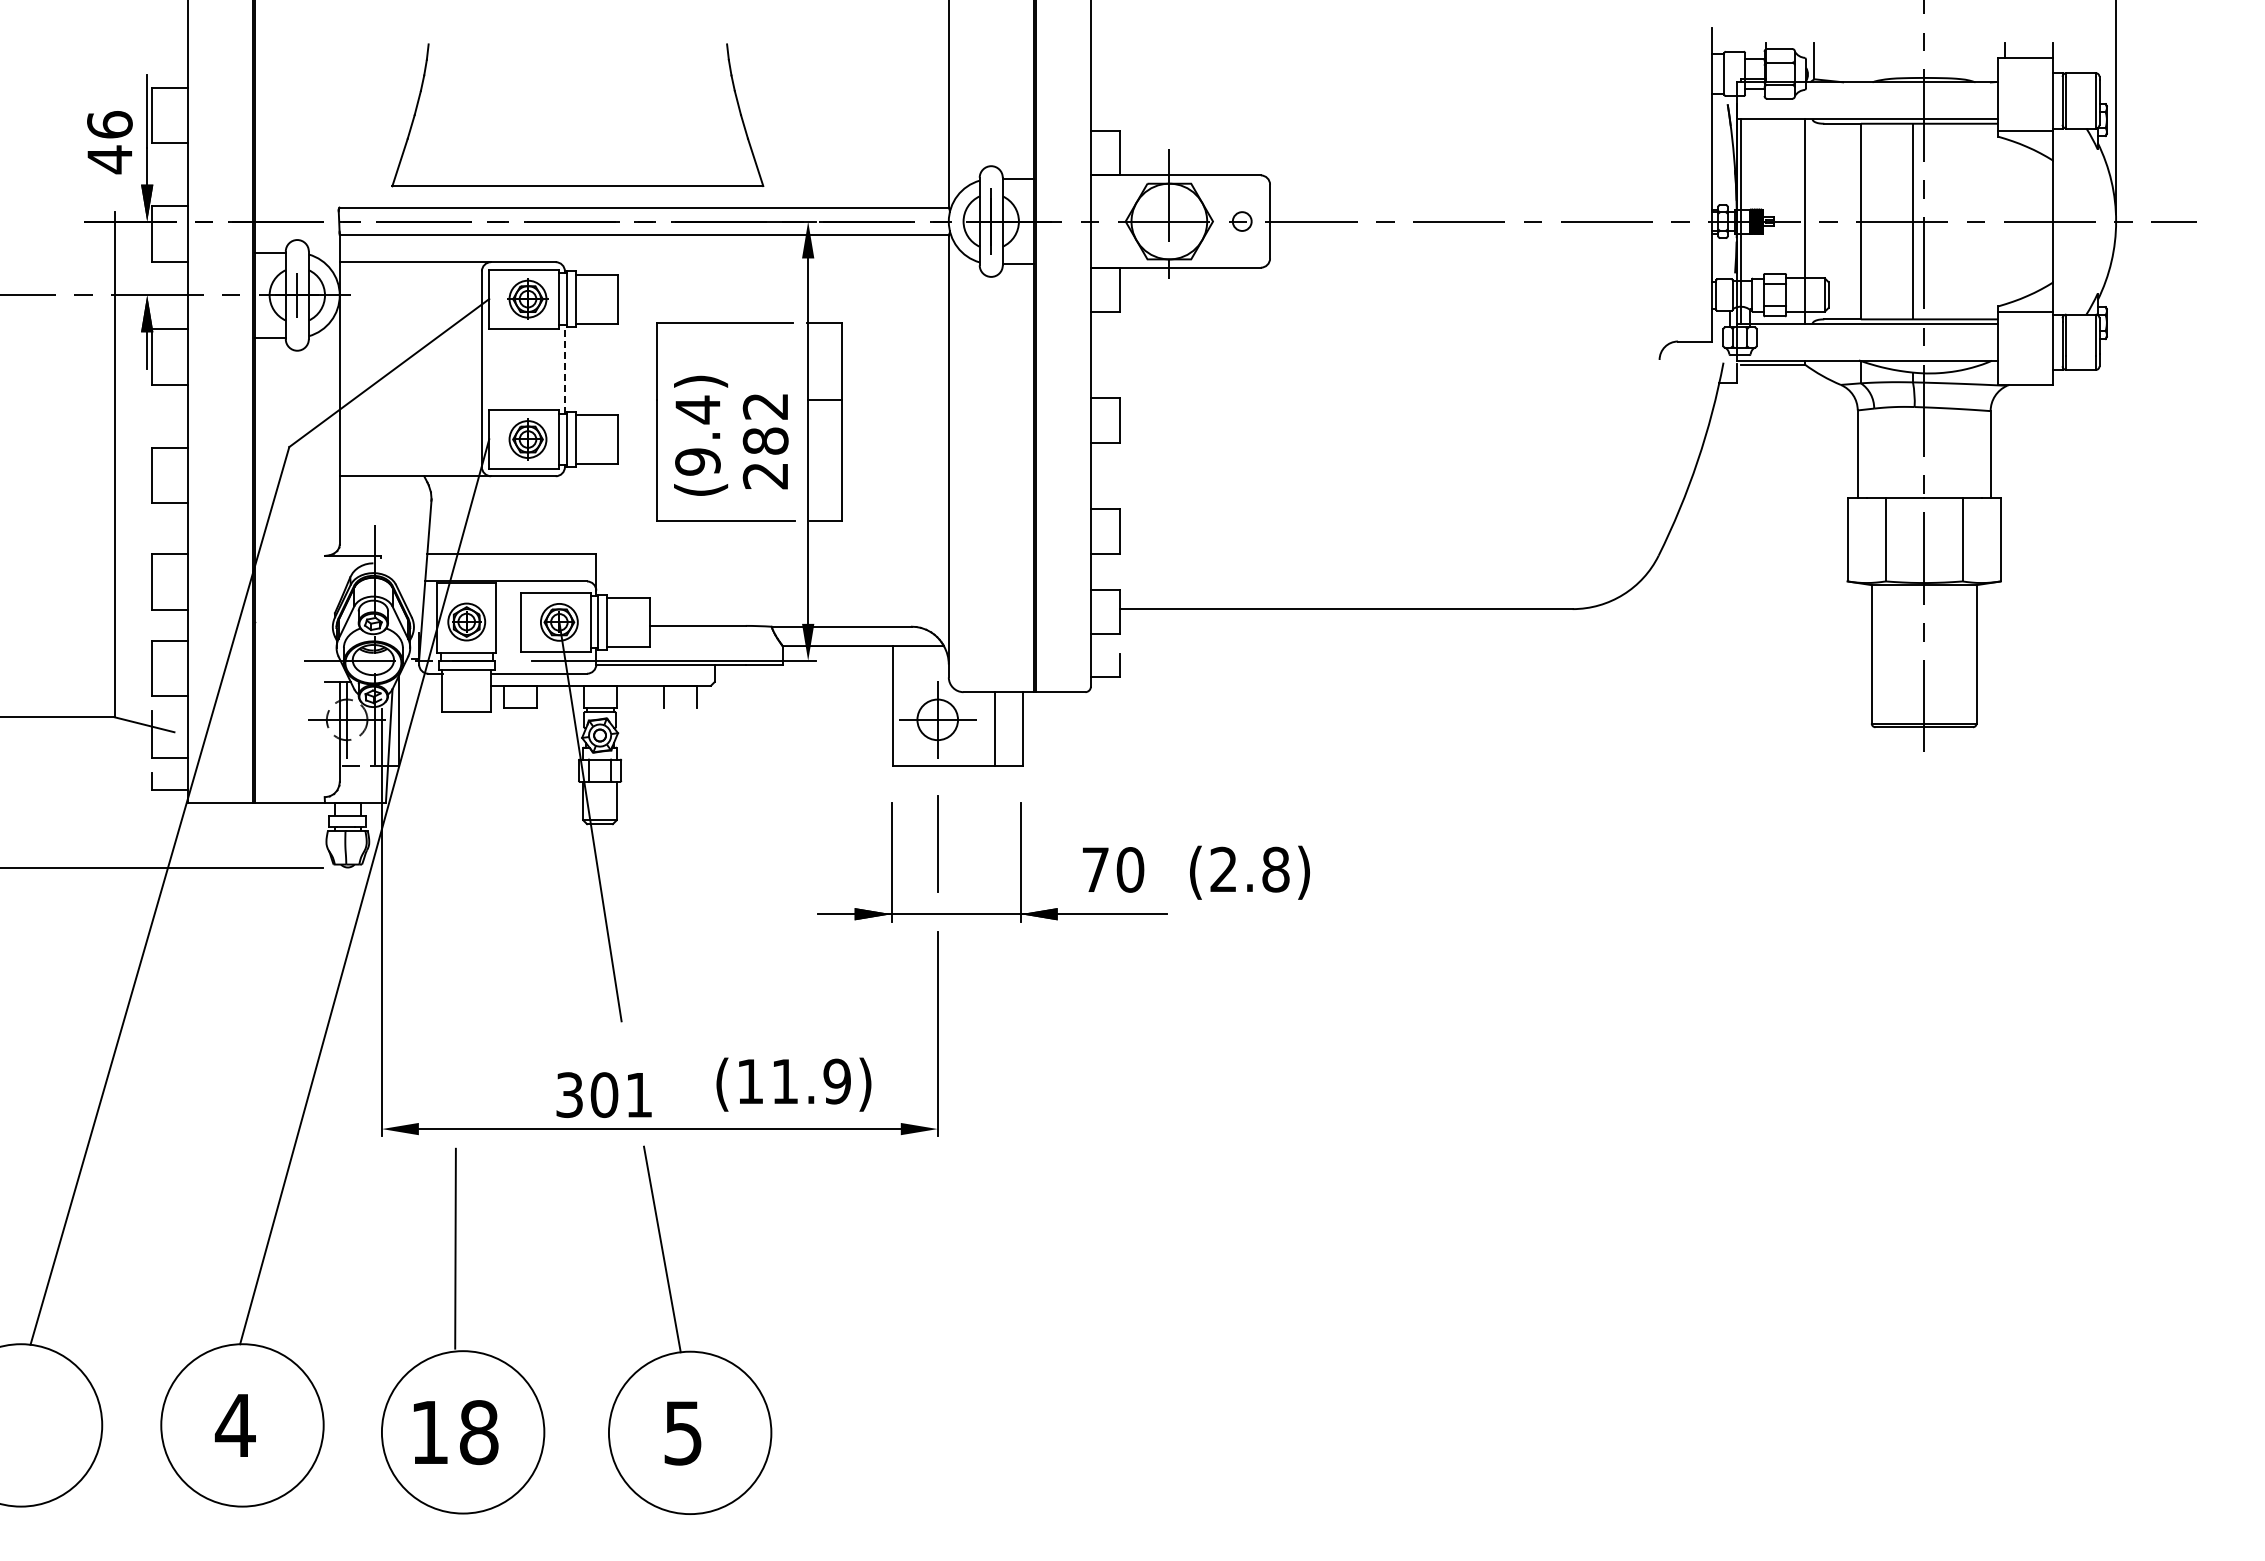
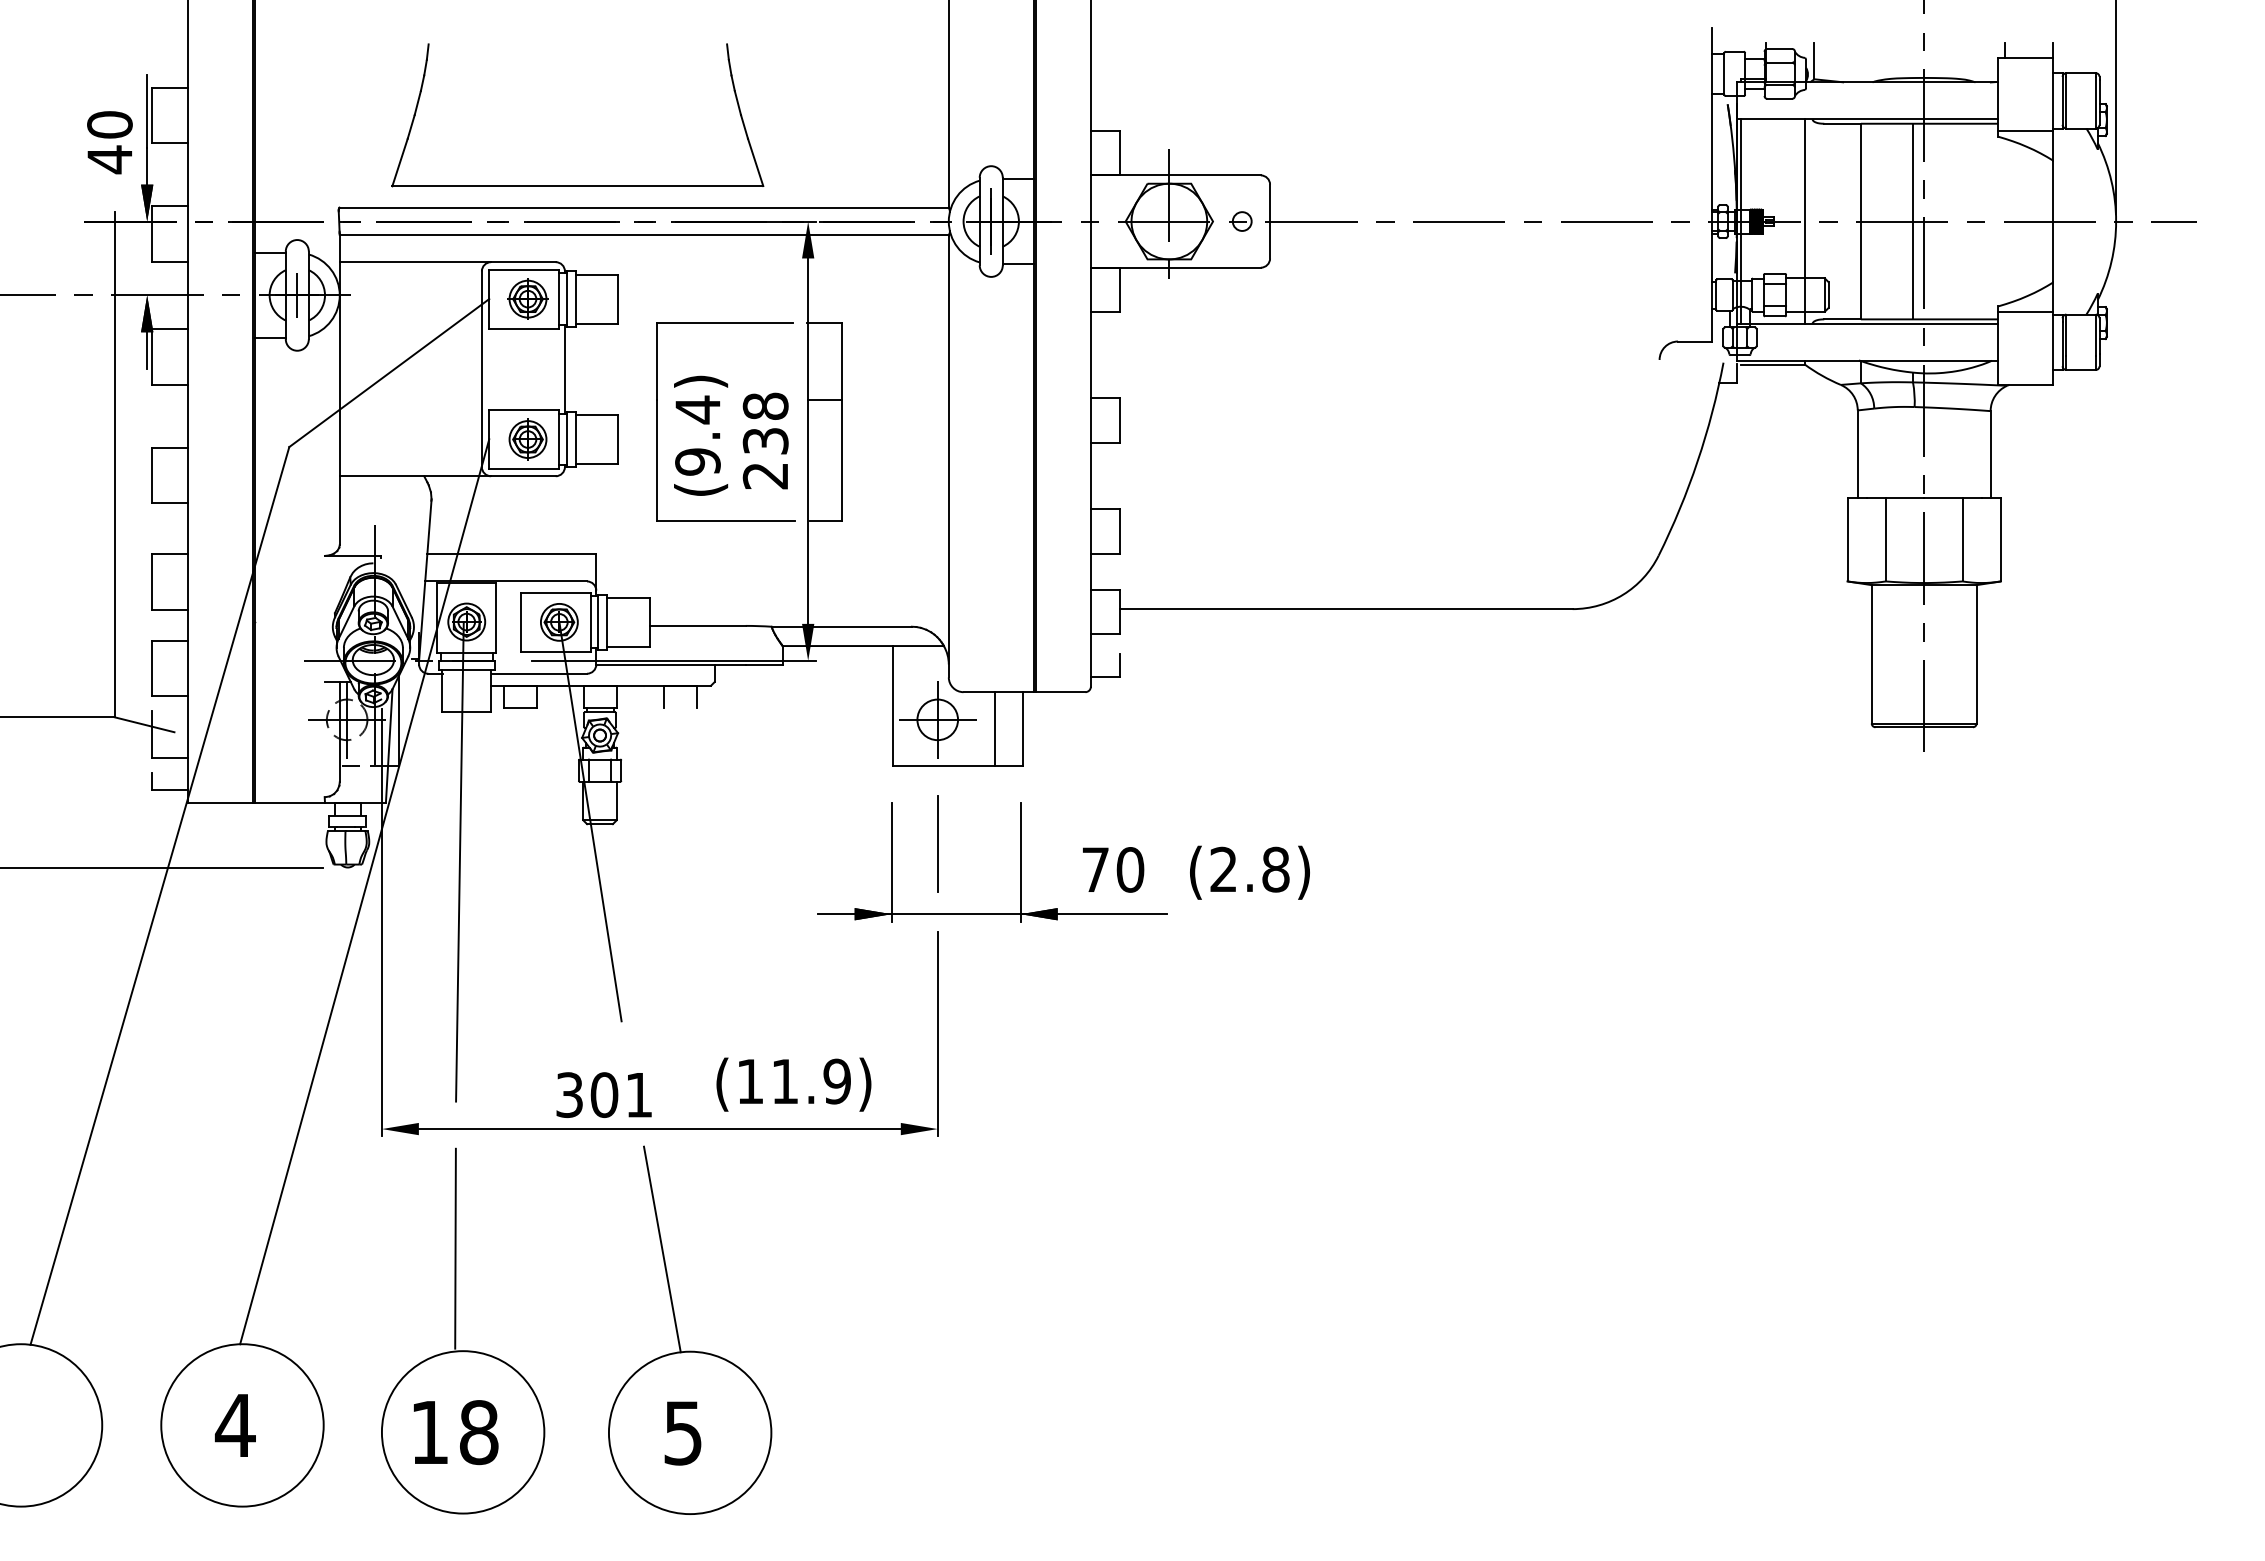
text: 46 -> 40 (109, 124)
line: dashed -> solid (564, 368)
text: 282 -> 238 (765, 423)
line: none -> present (459, 861)
